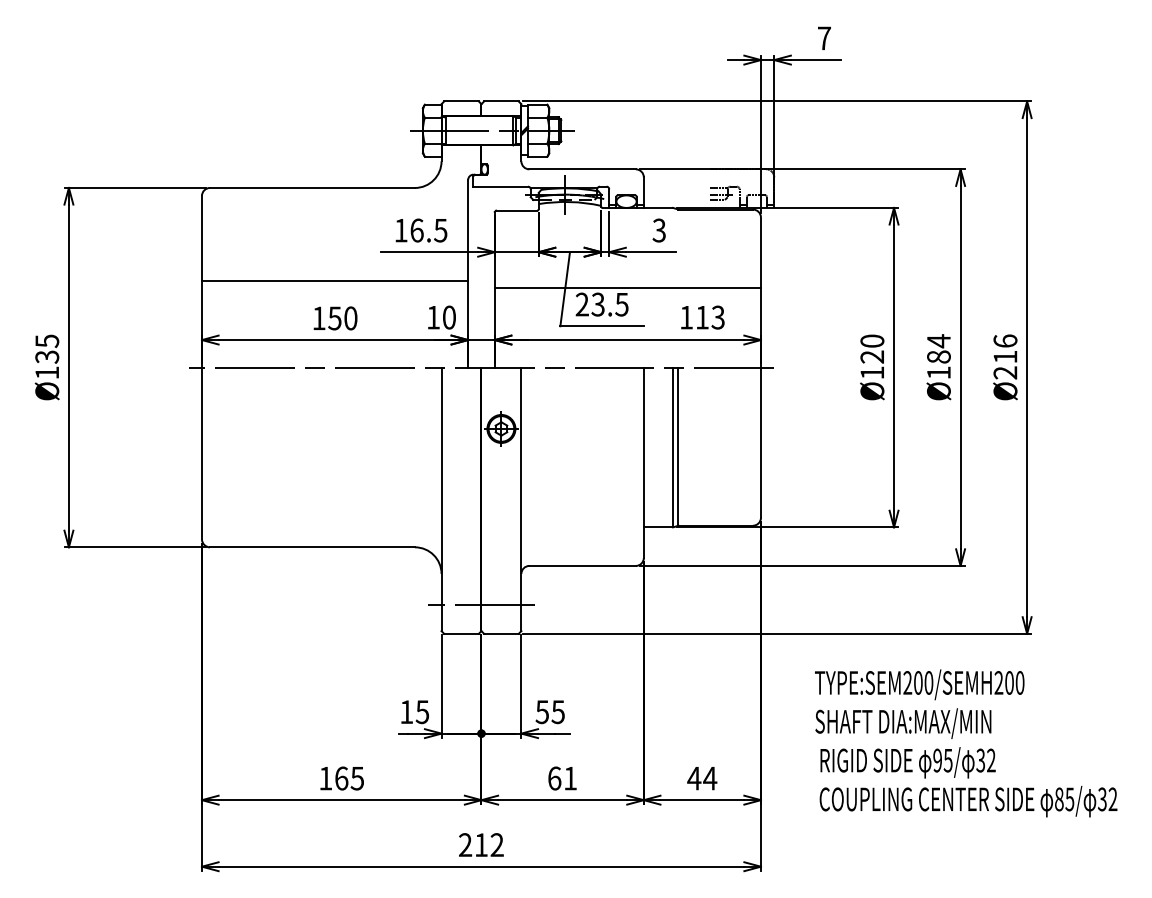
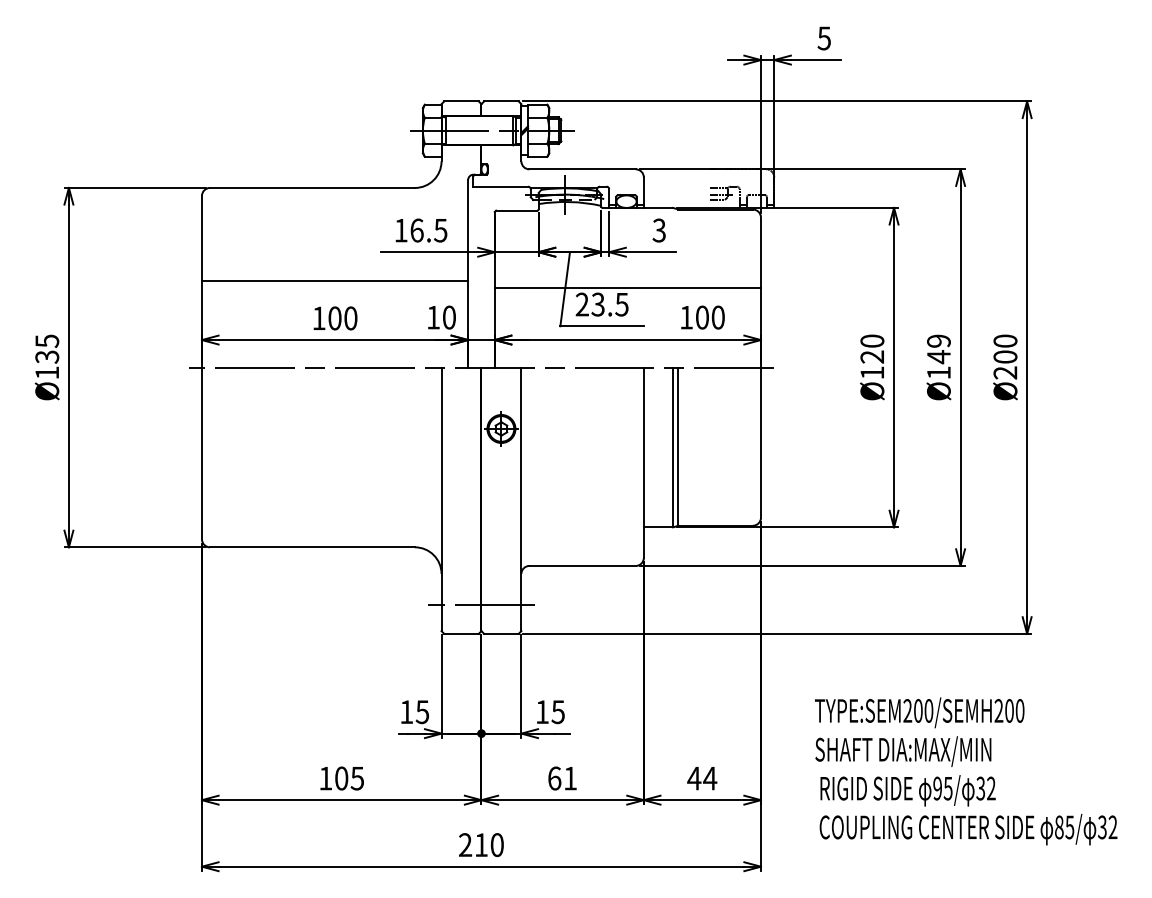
text: 7 -> 5 (824, 38)
text: 113 -> 100 (710, 317)
text: 150 -> 100 (334, 318)
text: Ø216 -> Ø200 (1005, 348)
text: Ø184 -> Ø149 (938, 349)
text: 55 -> 15 (541, 712)
text position: (966, 743) -> (966, 771) (966, 771)
text: 165 -> 105 (341, 778)
text: 212 -> 210 (496, 845)
